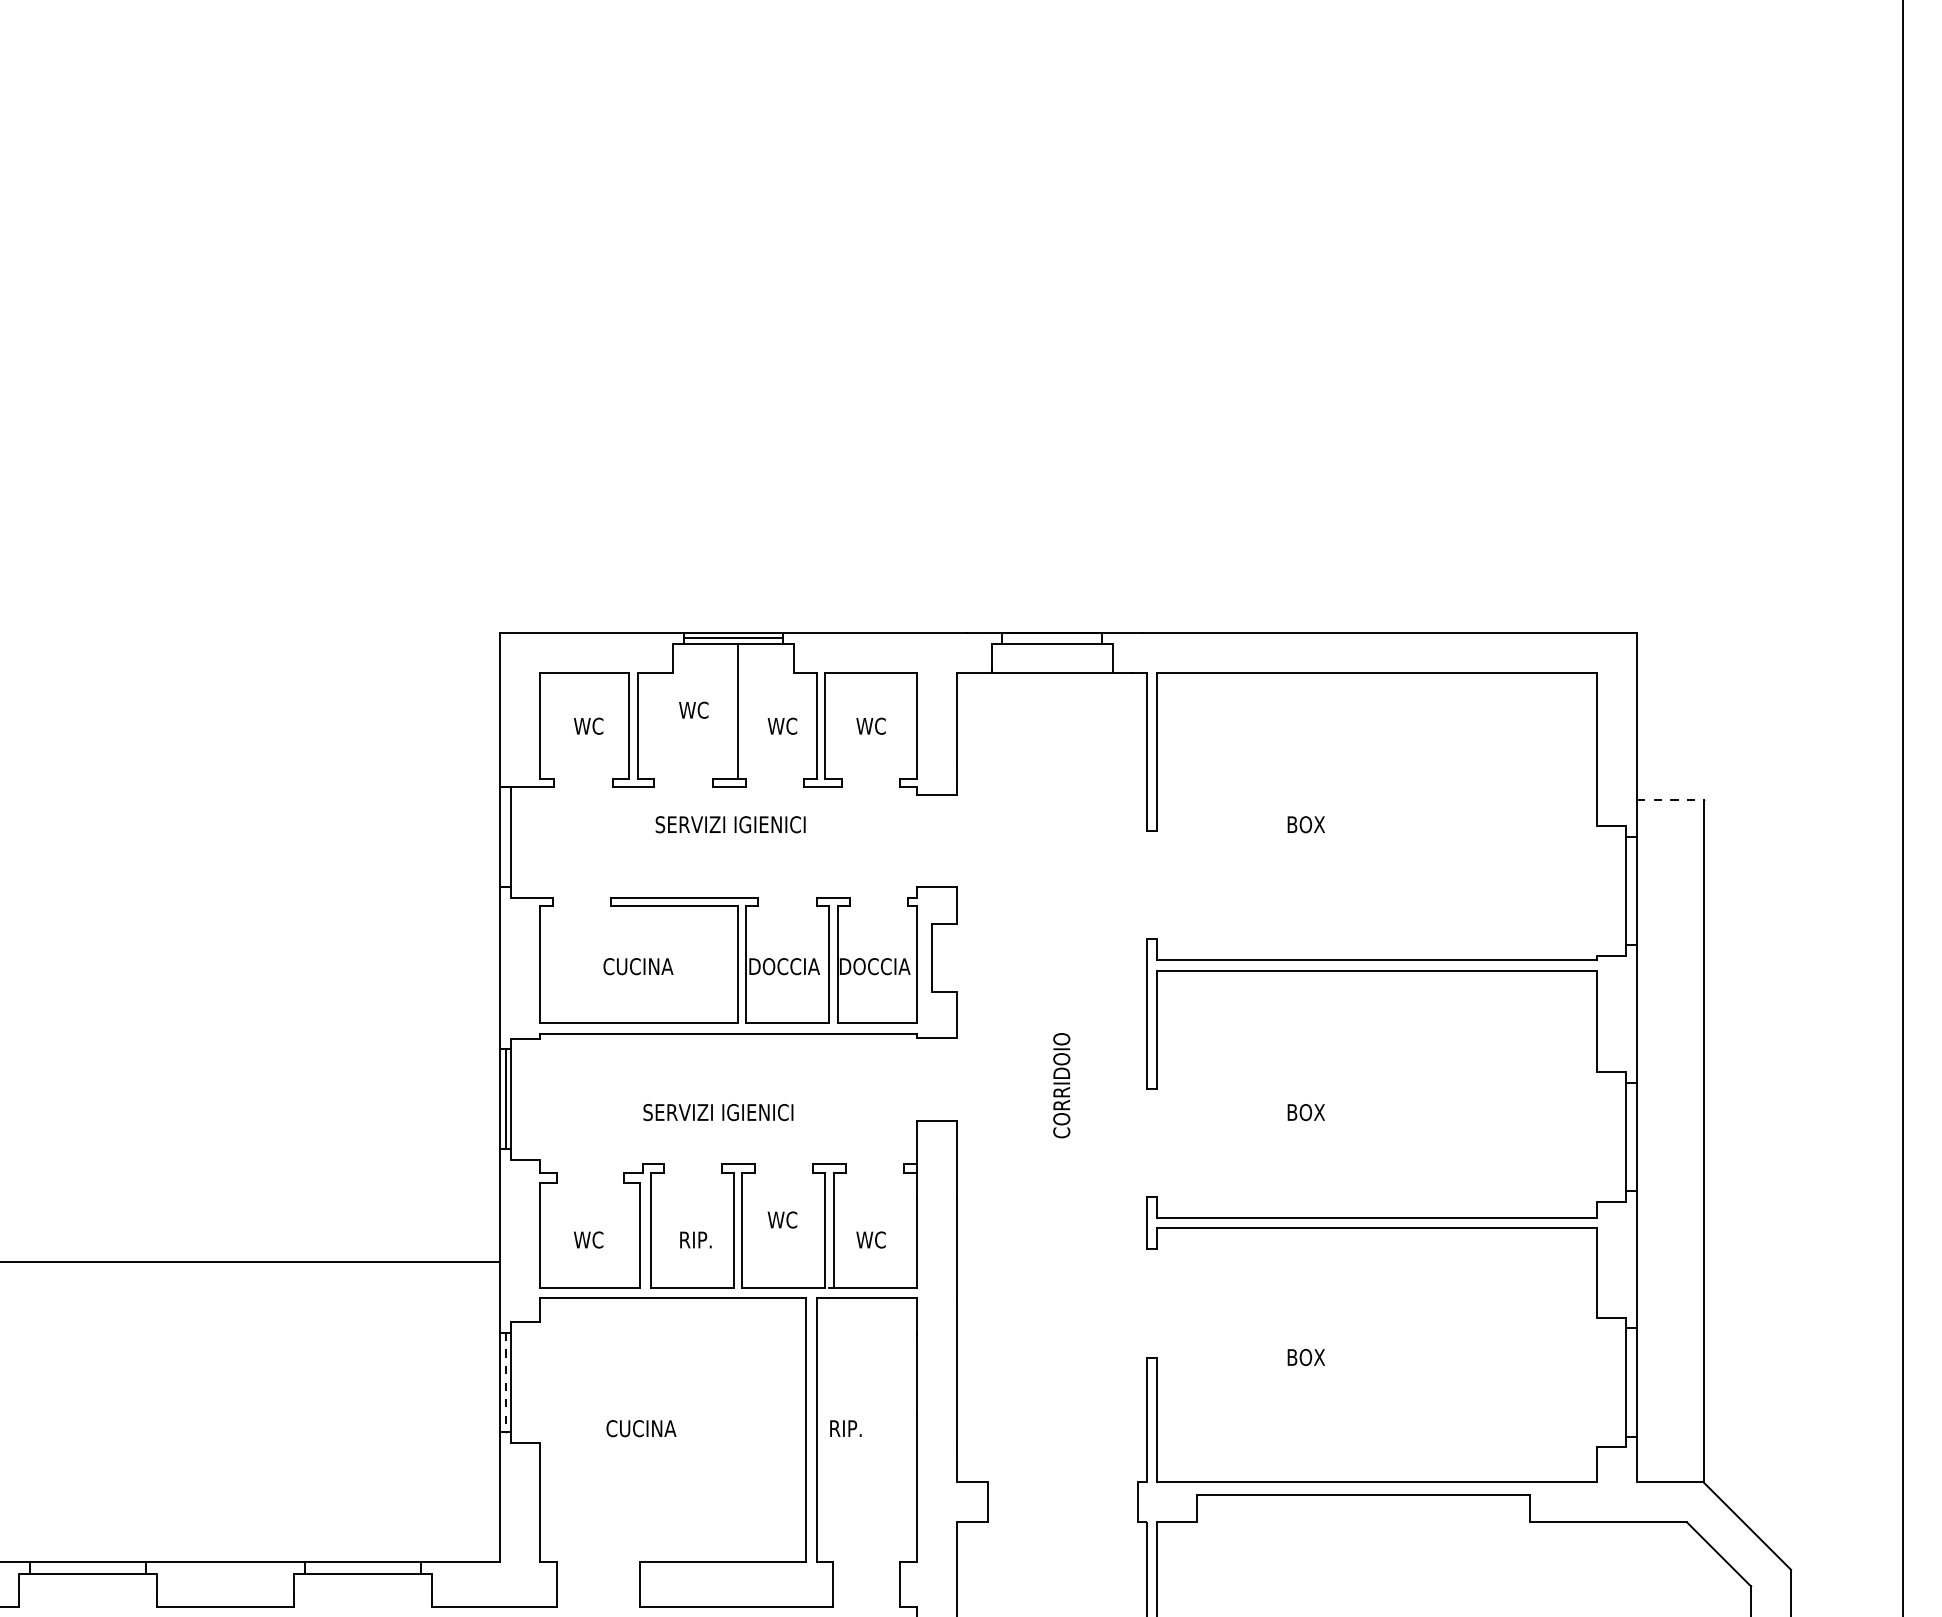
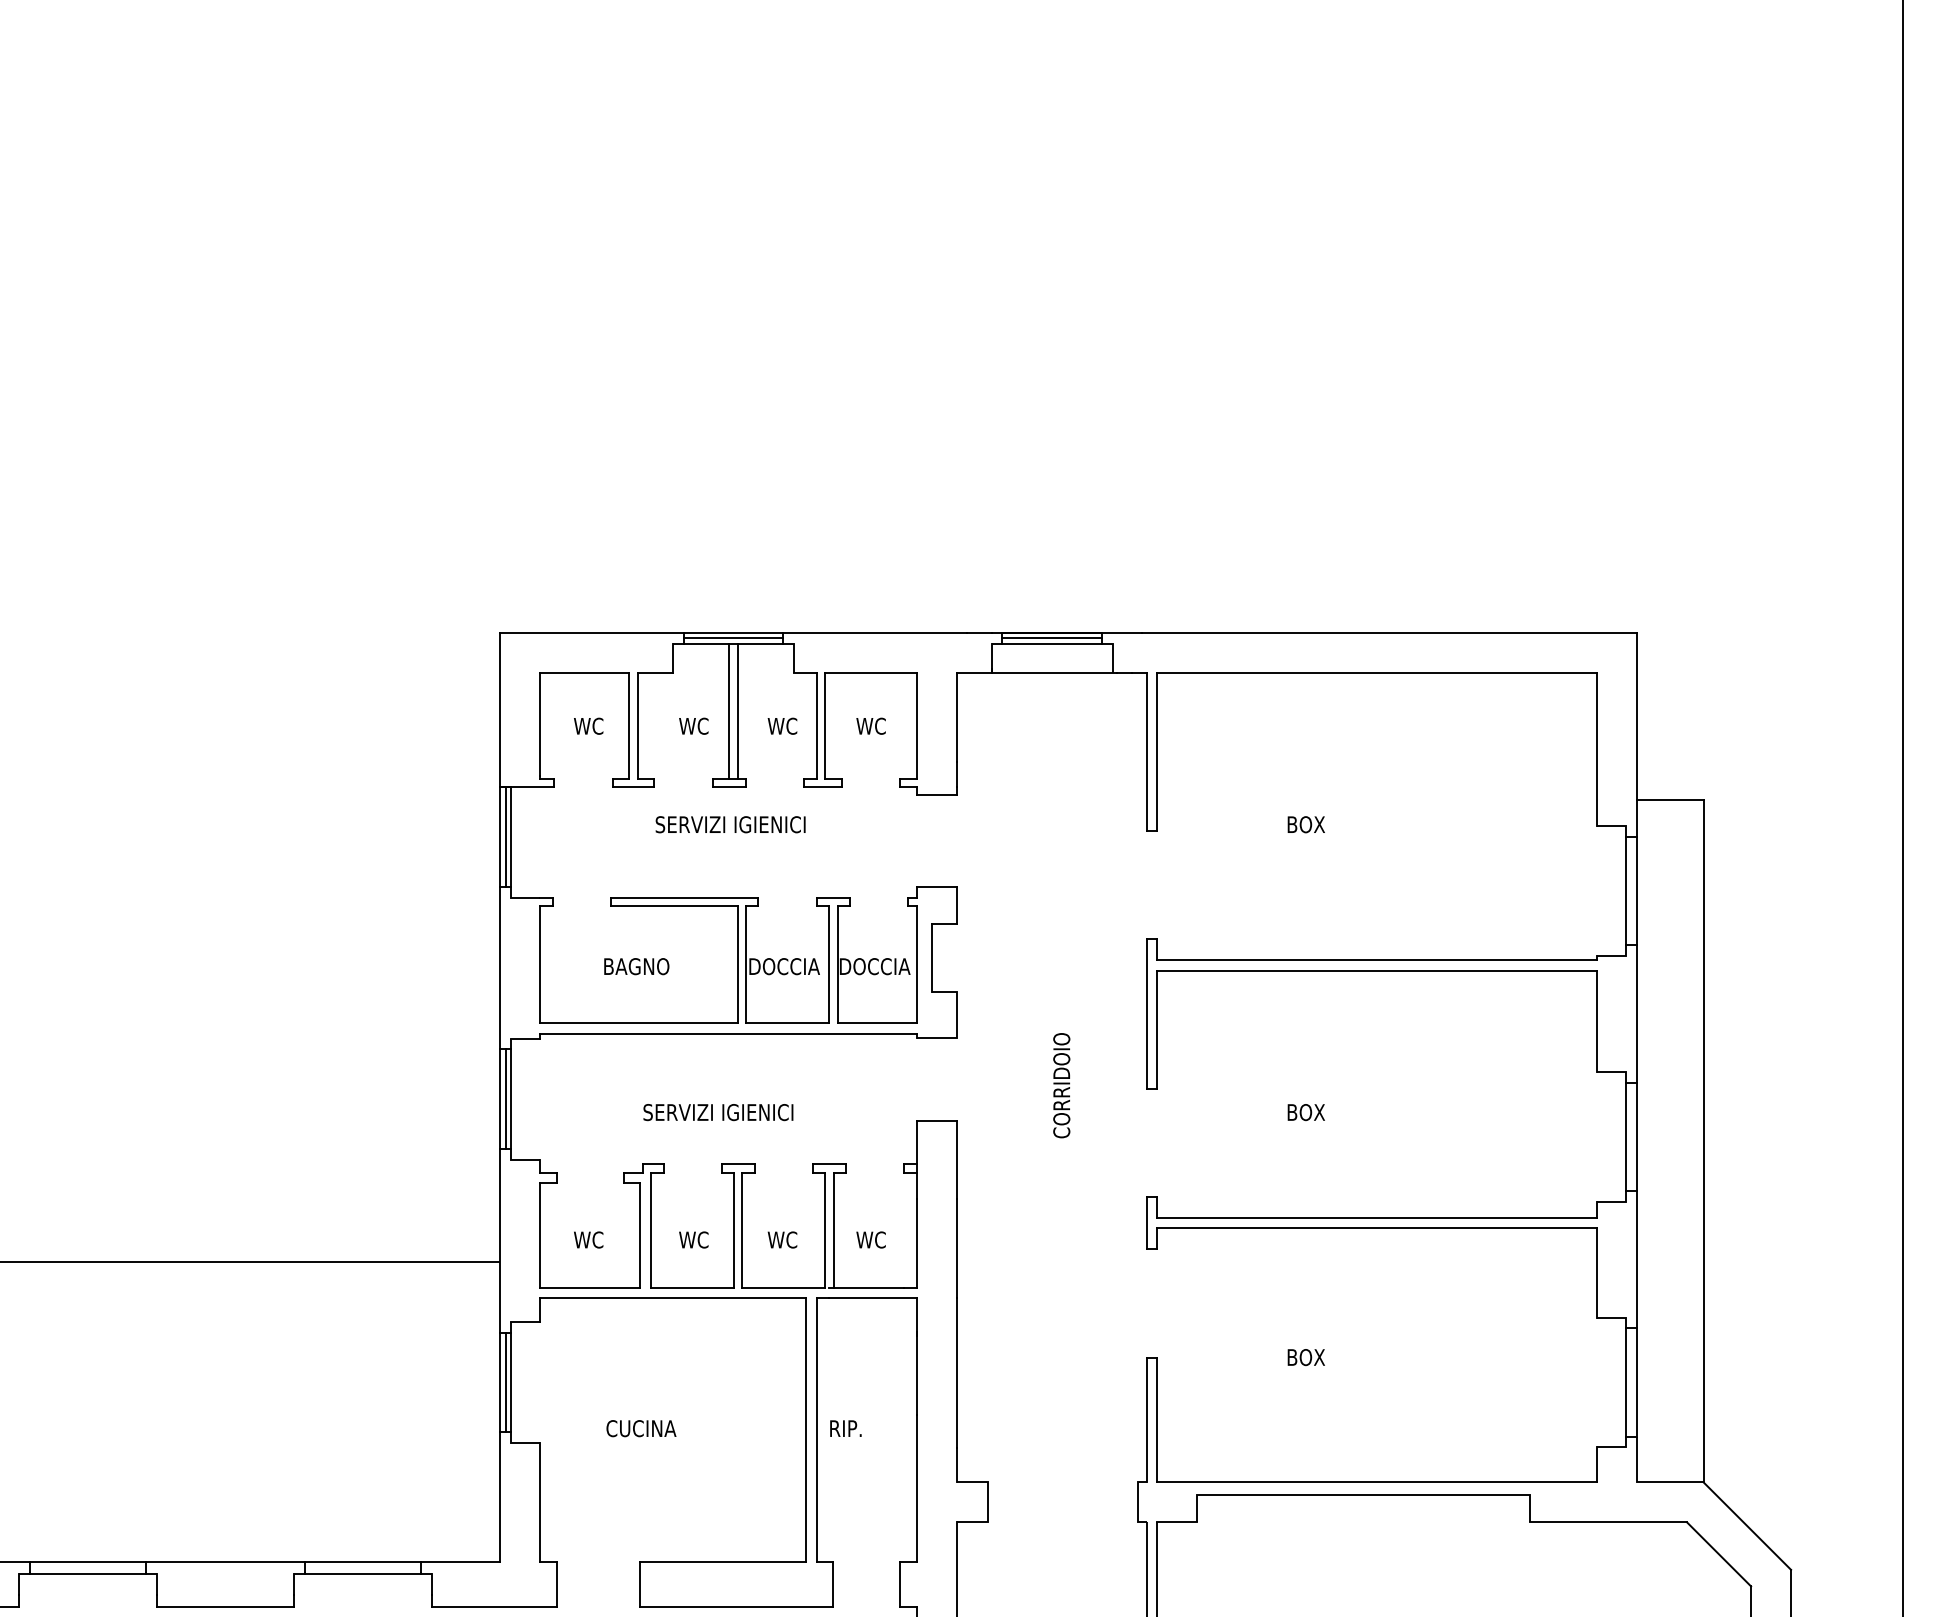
line: none -> present (1052, 638)
text position: (693, 709) -> (693, 725) (693, 725)
line: none -> present (729, 710)
line: dashed -> solid (1670, 799)
line: none -> present (505, 837)
text: CUCINA -> BAGNO (638, 966)
text position: (782, 1219) -> (782, 1239) (782, 1239)
text: RIP. -> WC (695, 1239)
line: dashed -> solid (505, 1382)
